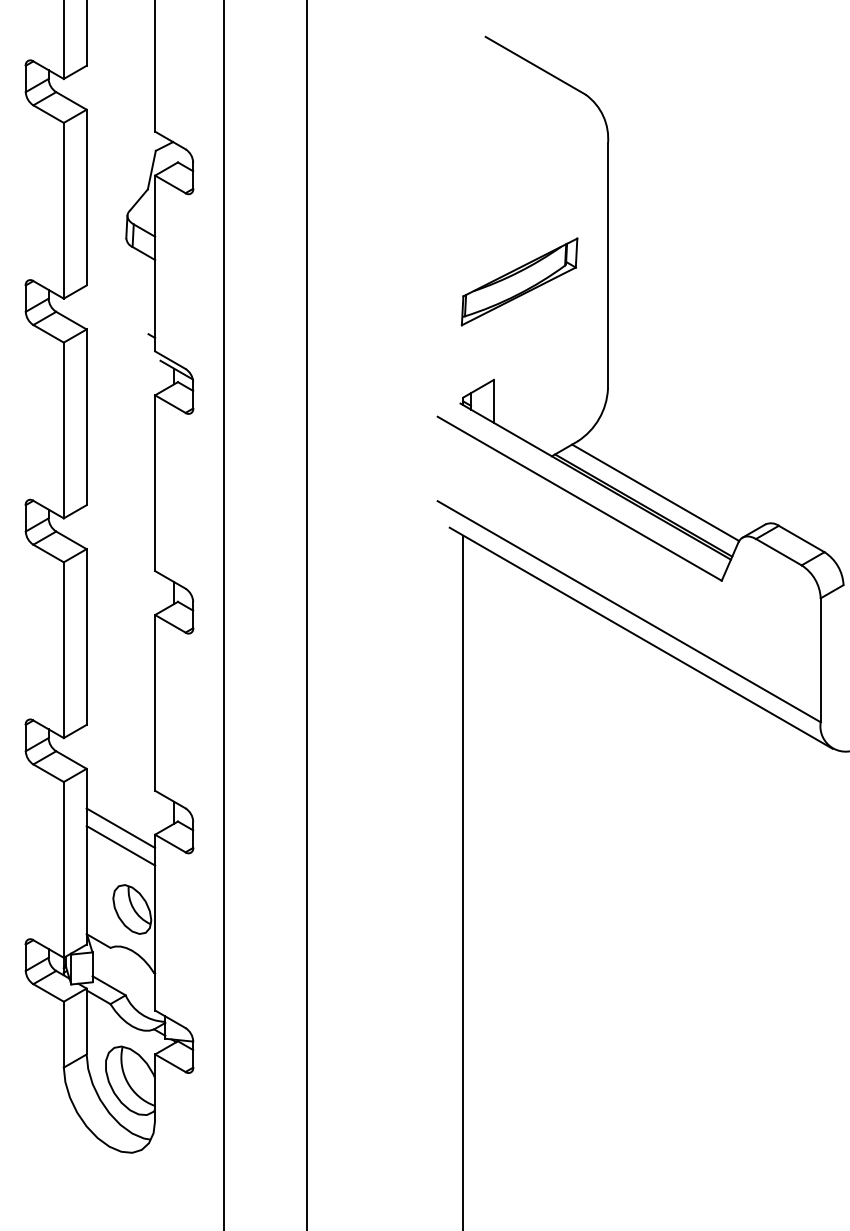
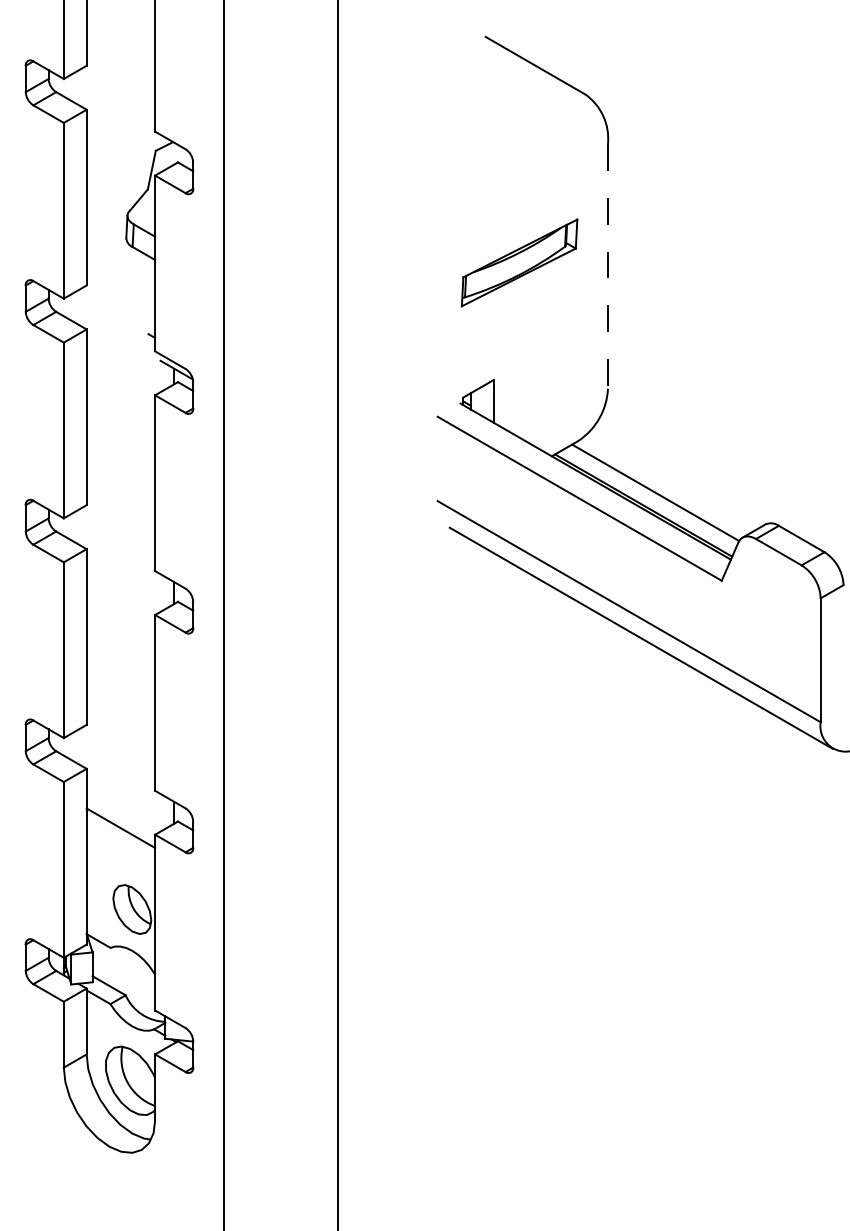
line: solid -> dashed (607, 266)
part position: (519, 281) -> (519, 262) (519, 262)
line position: (306, 614) -> (337, 614) (337, 614)
line: present -> none (120, 845)
line: present -> none (463, 881)
